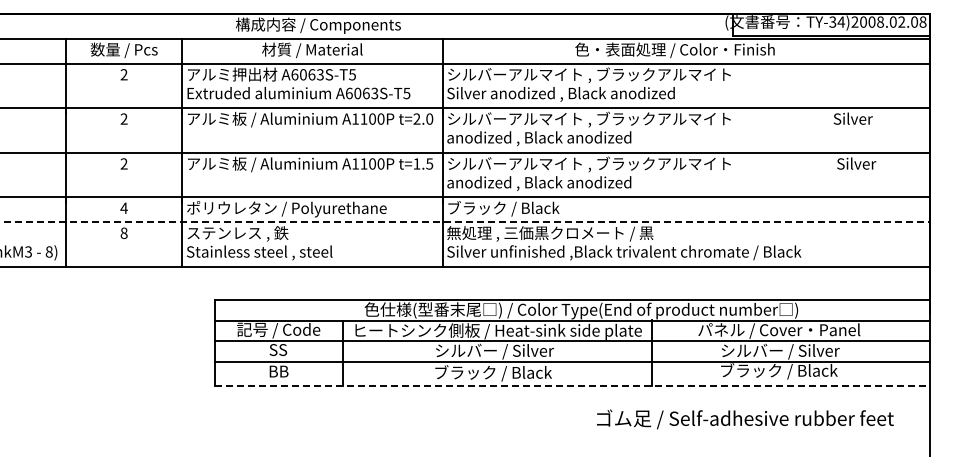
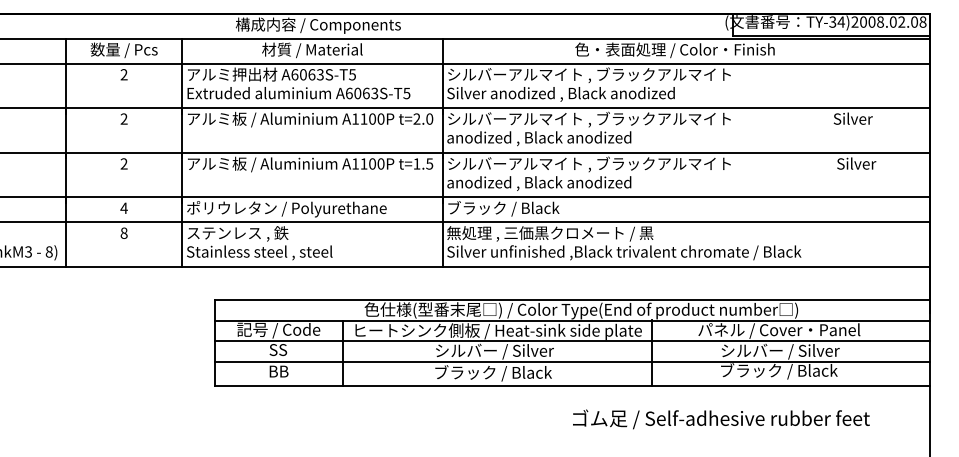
line: dashed -> solid (465, 222)
line: dashed -> solid (572, 385)
text position: (745, 419) -> (721, 419) (721, 419)
